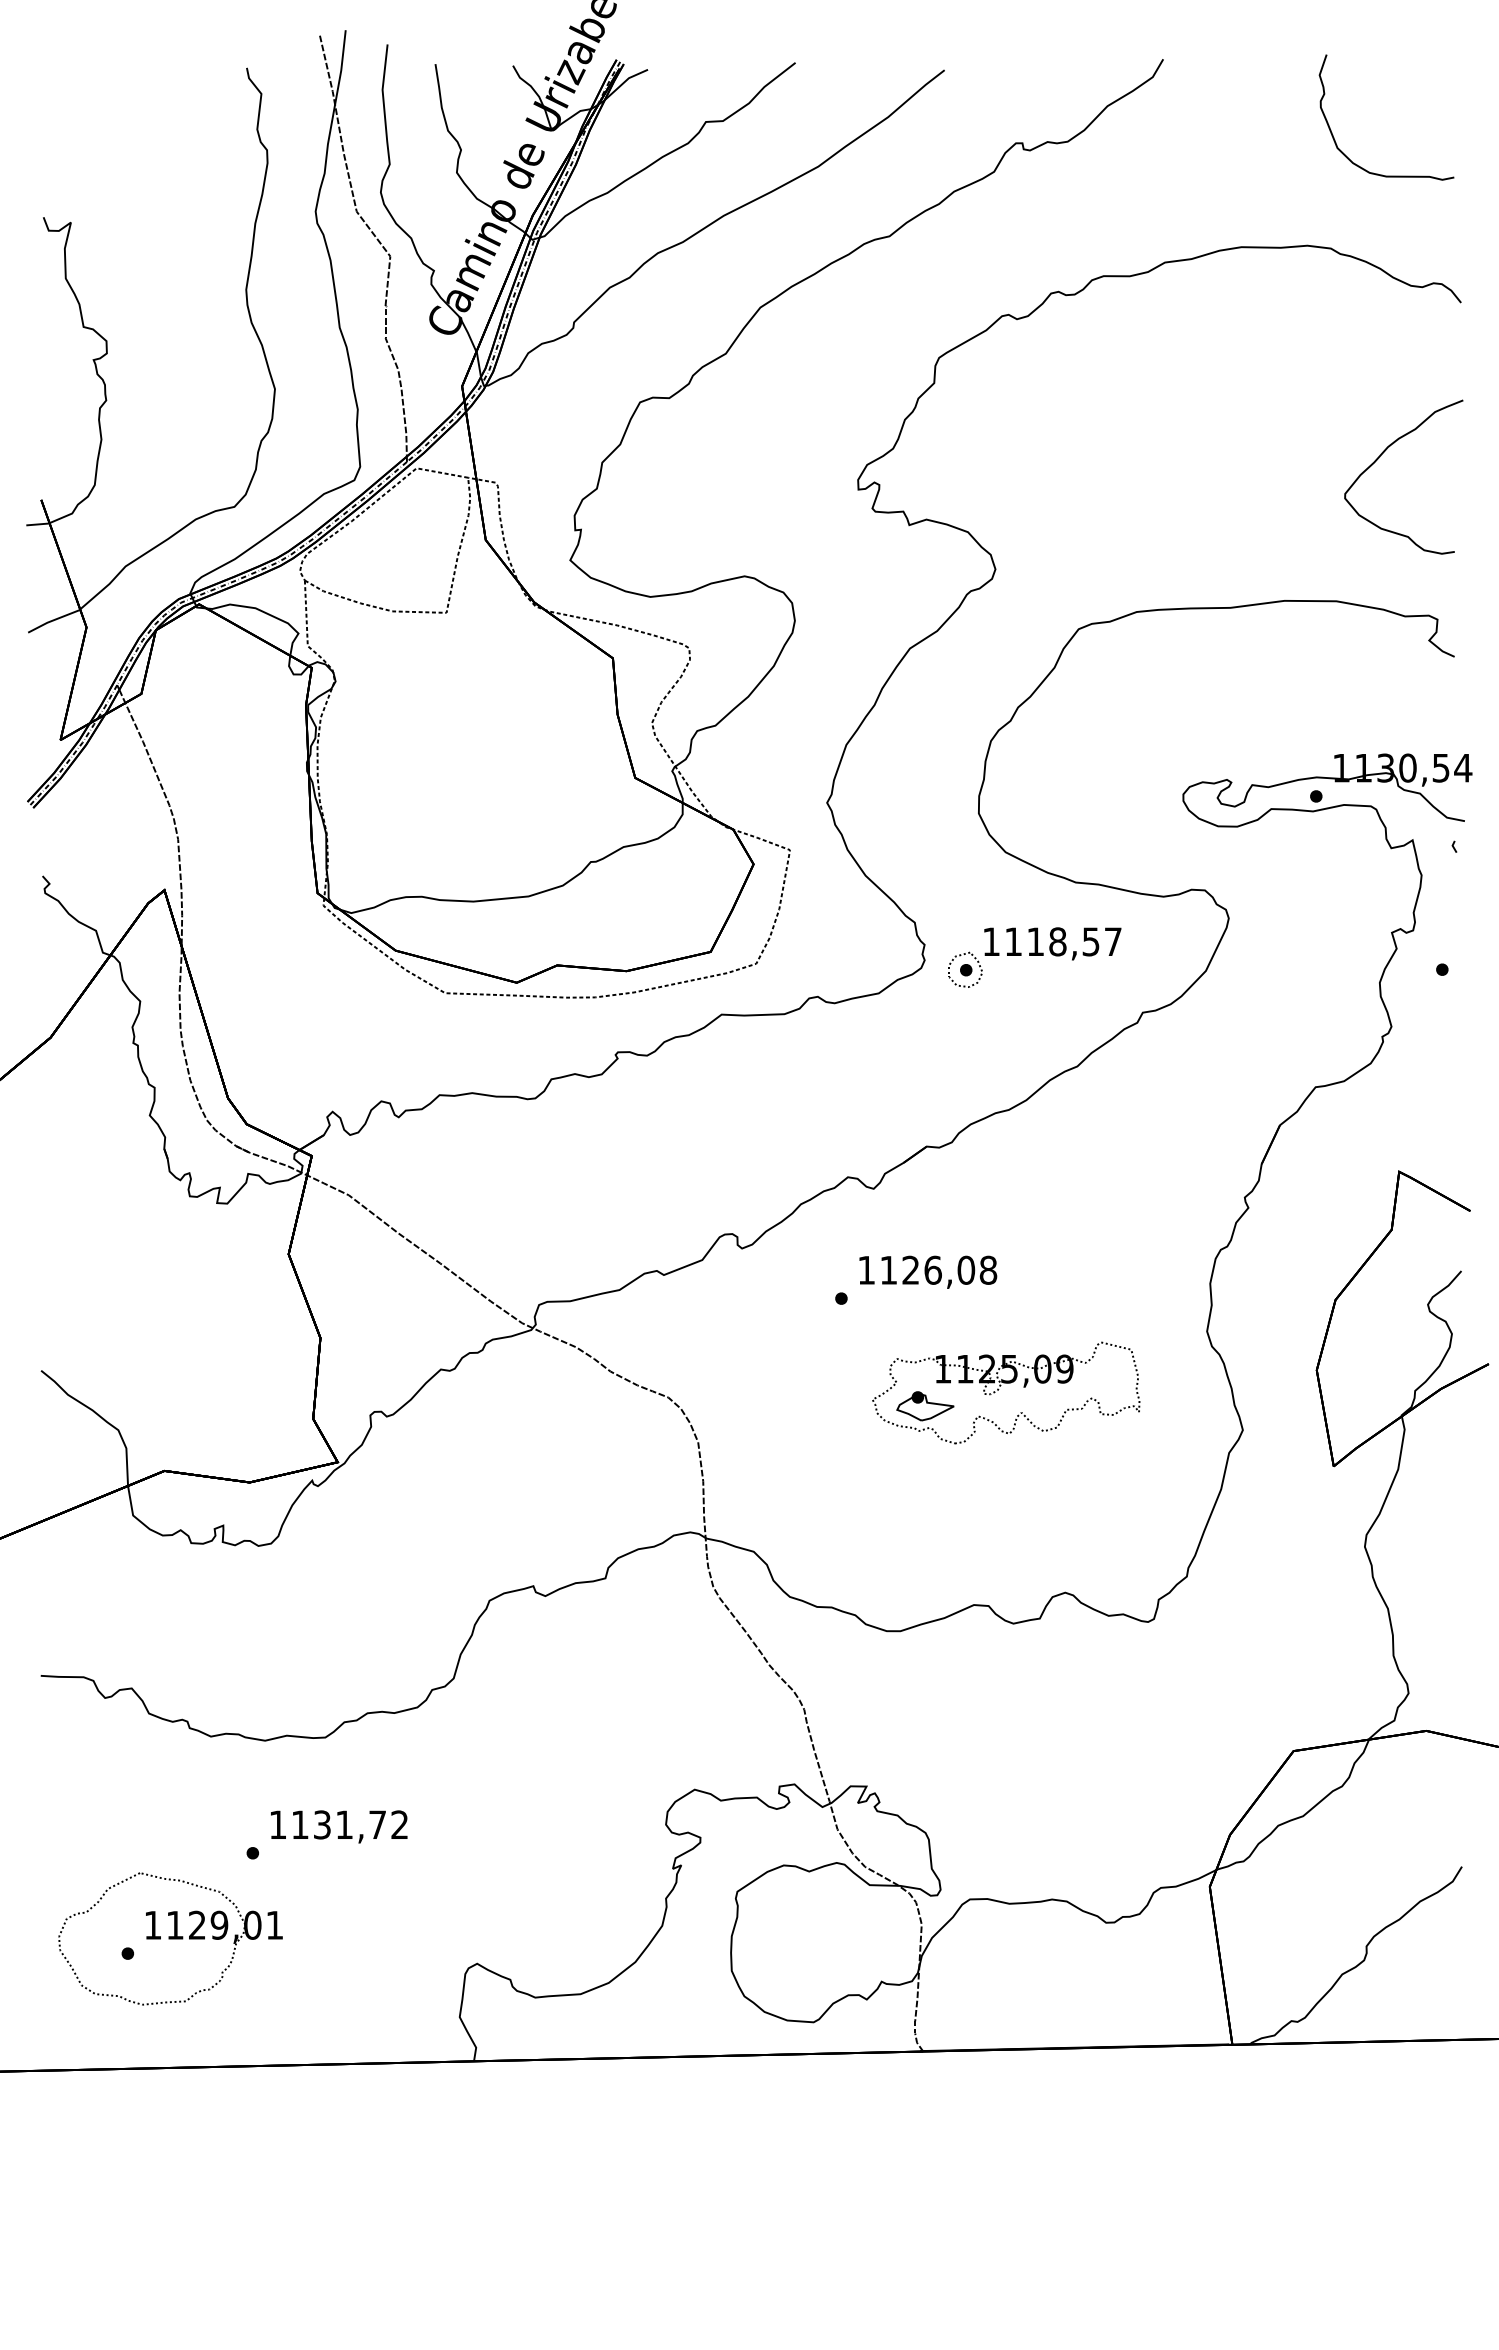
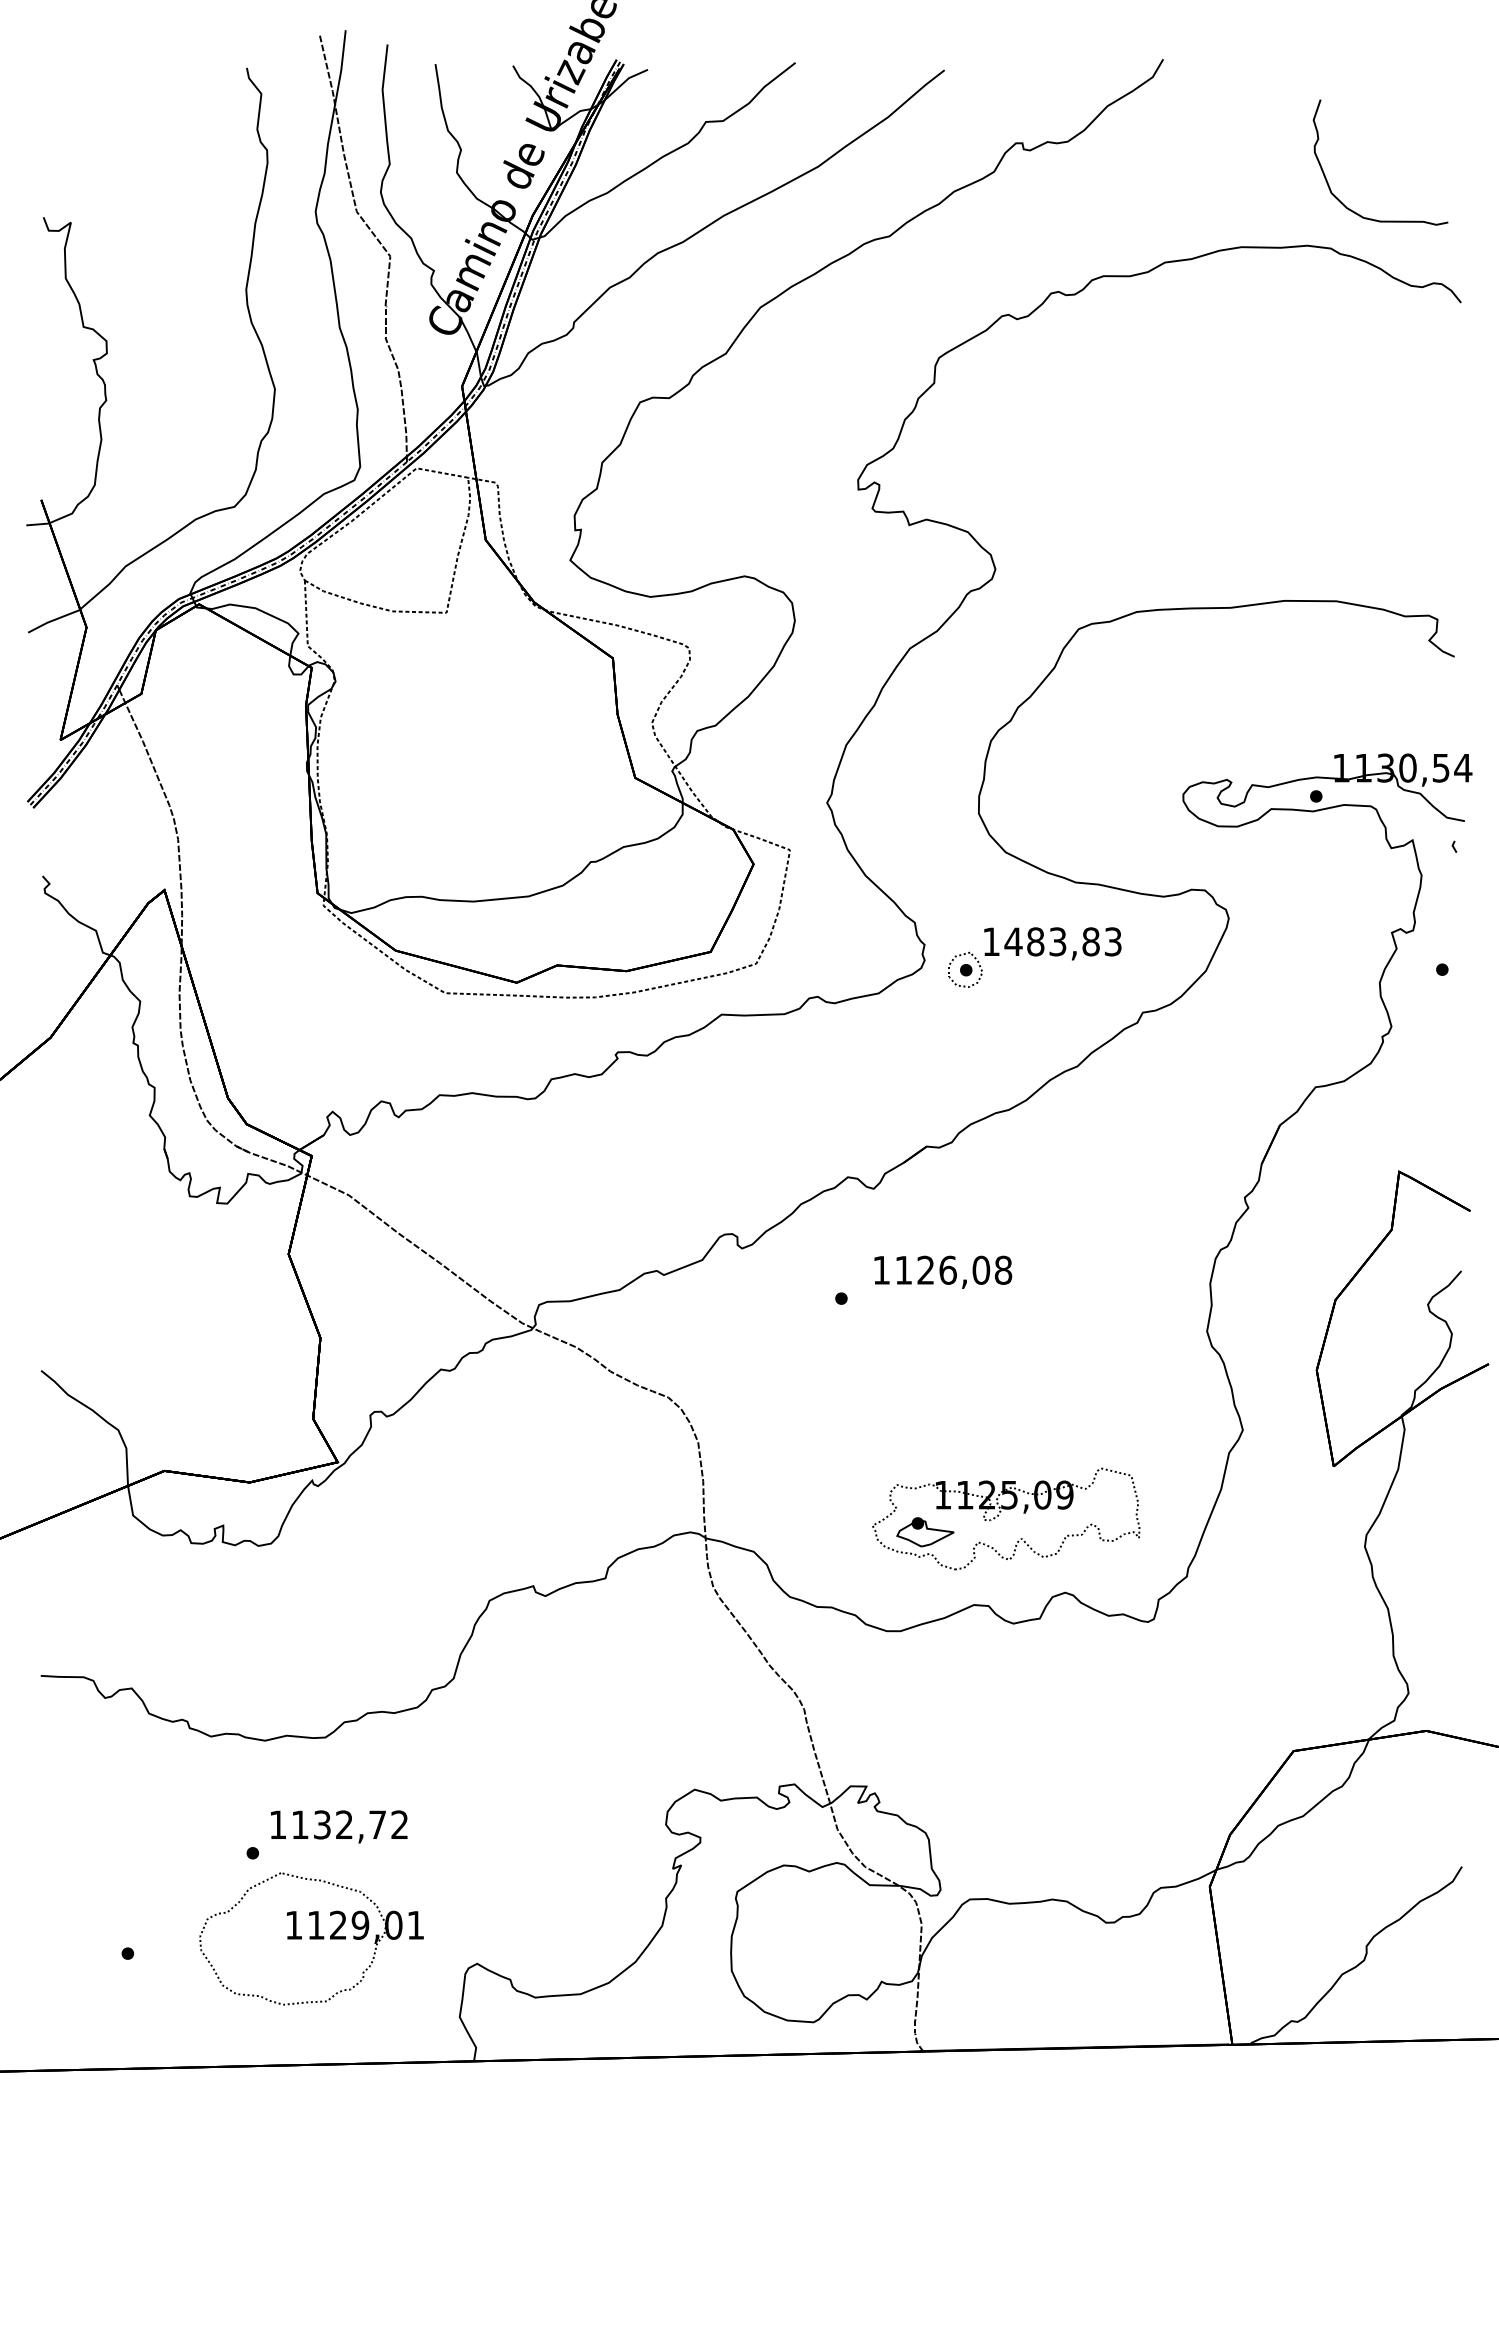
curve position: (1359, 165) -> (1353, 210) (1353, 210)
curve: present -> none (1379, 458)
text: 1118,57 -> 1483,83 (1062, 941)
text position: (928, 1271) -> (943, 1271) (943, 1271)
part position: (999, 1389) -> (999, 1515) (999, 1515)
text: 1131,72 -> 1132,72 (344, 1824)
part position: (170, 1938) -> (311, 1938) (311, 1938)
